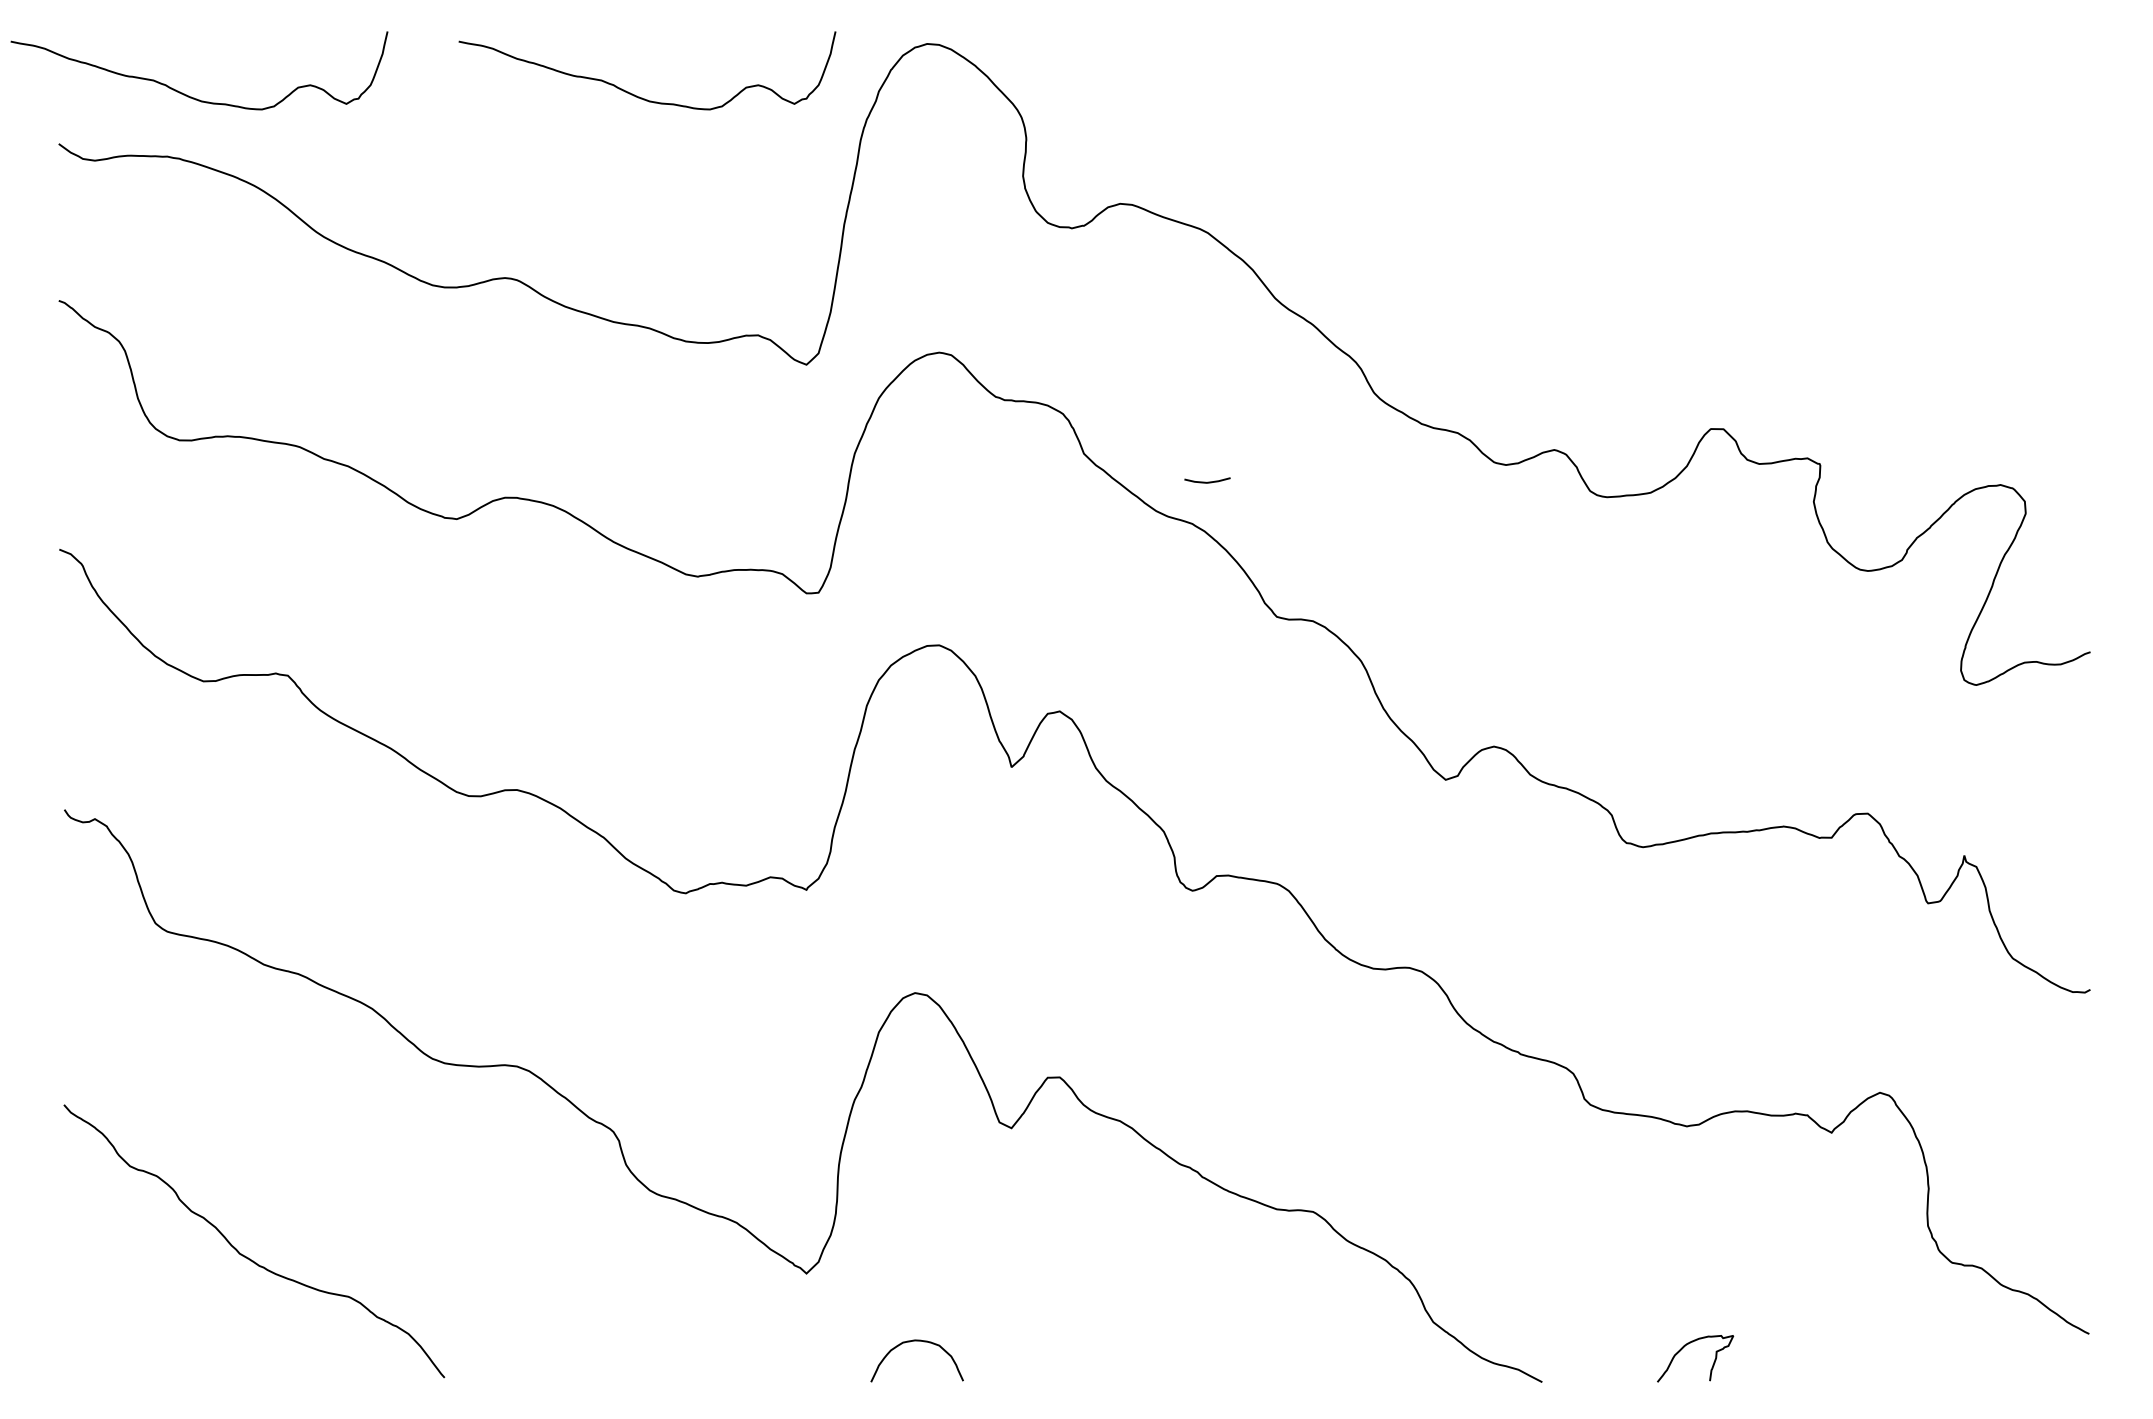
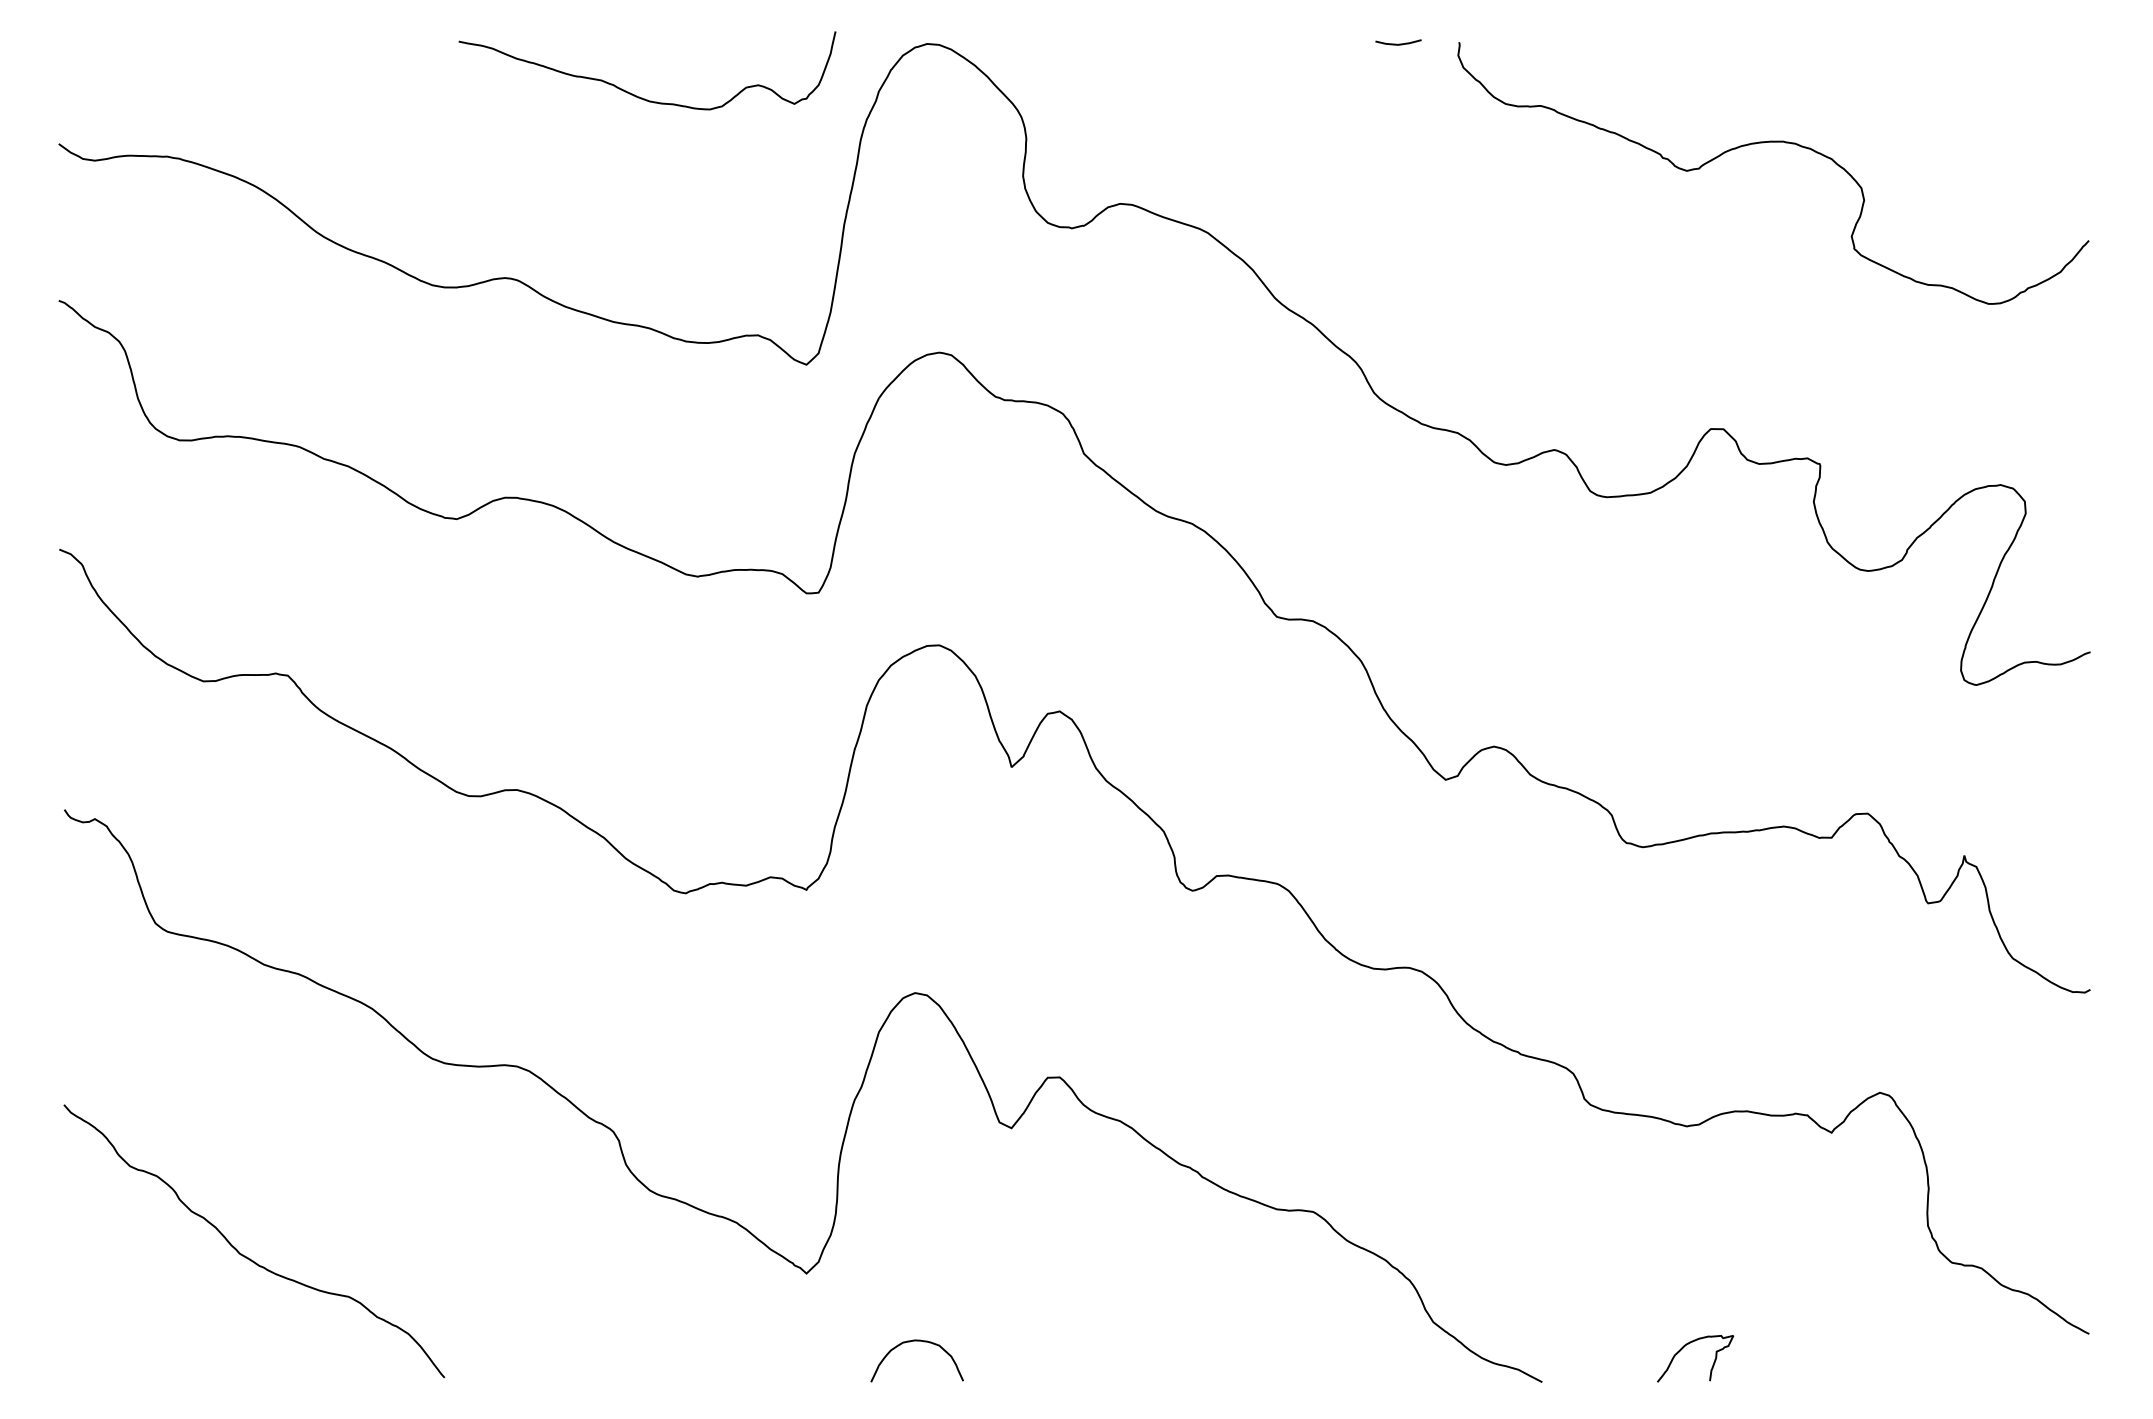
curve: present -> none (191, 96)
curve: none -> present (1773, 142)
curve position: (1207, 481) -> (1398, 43) (1398, 43)
